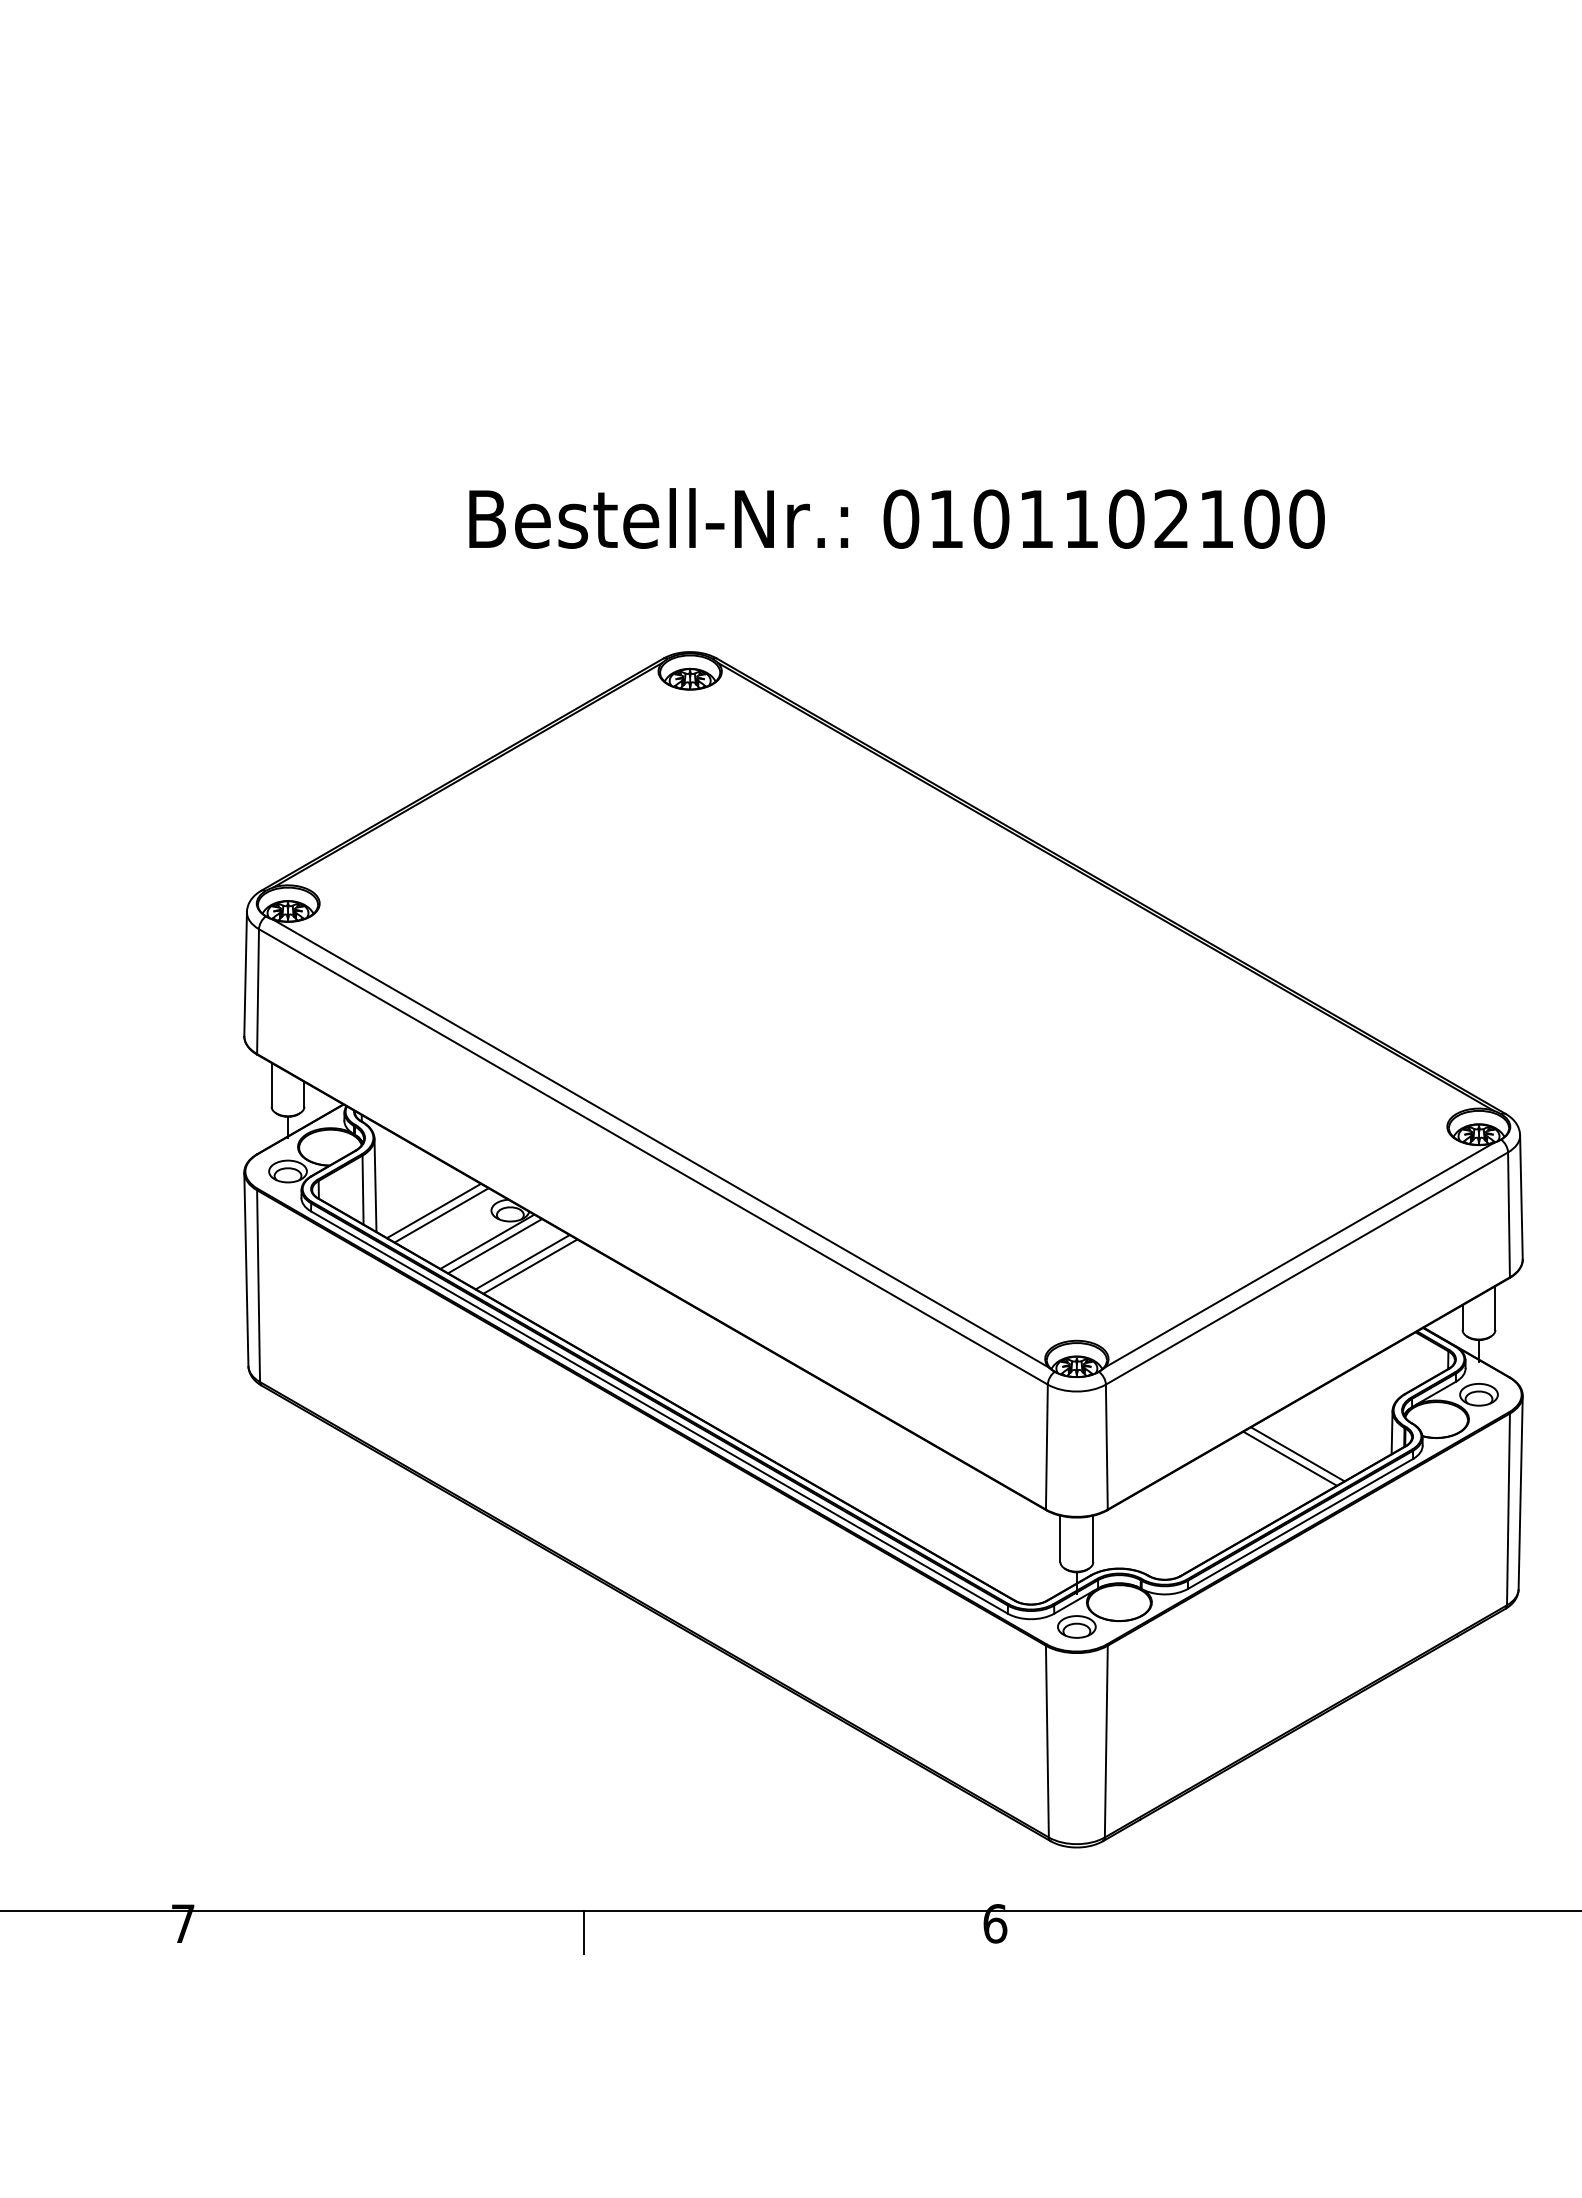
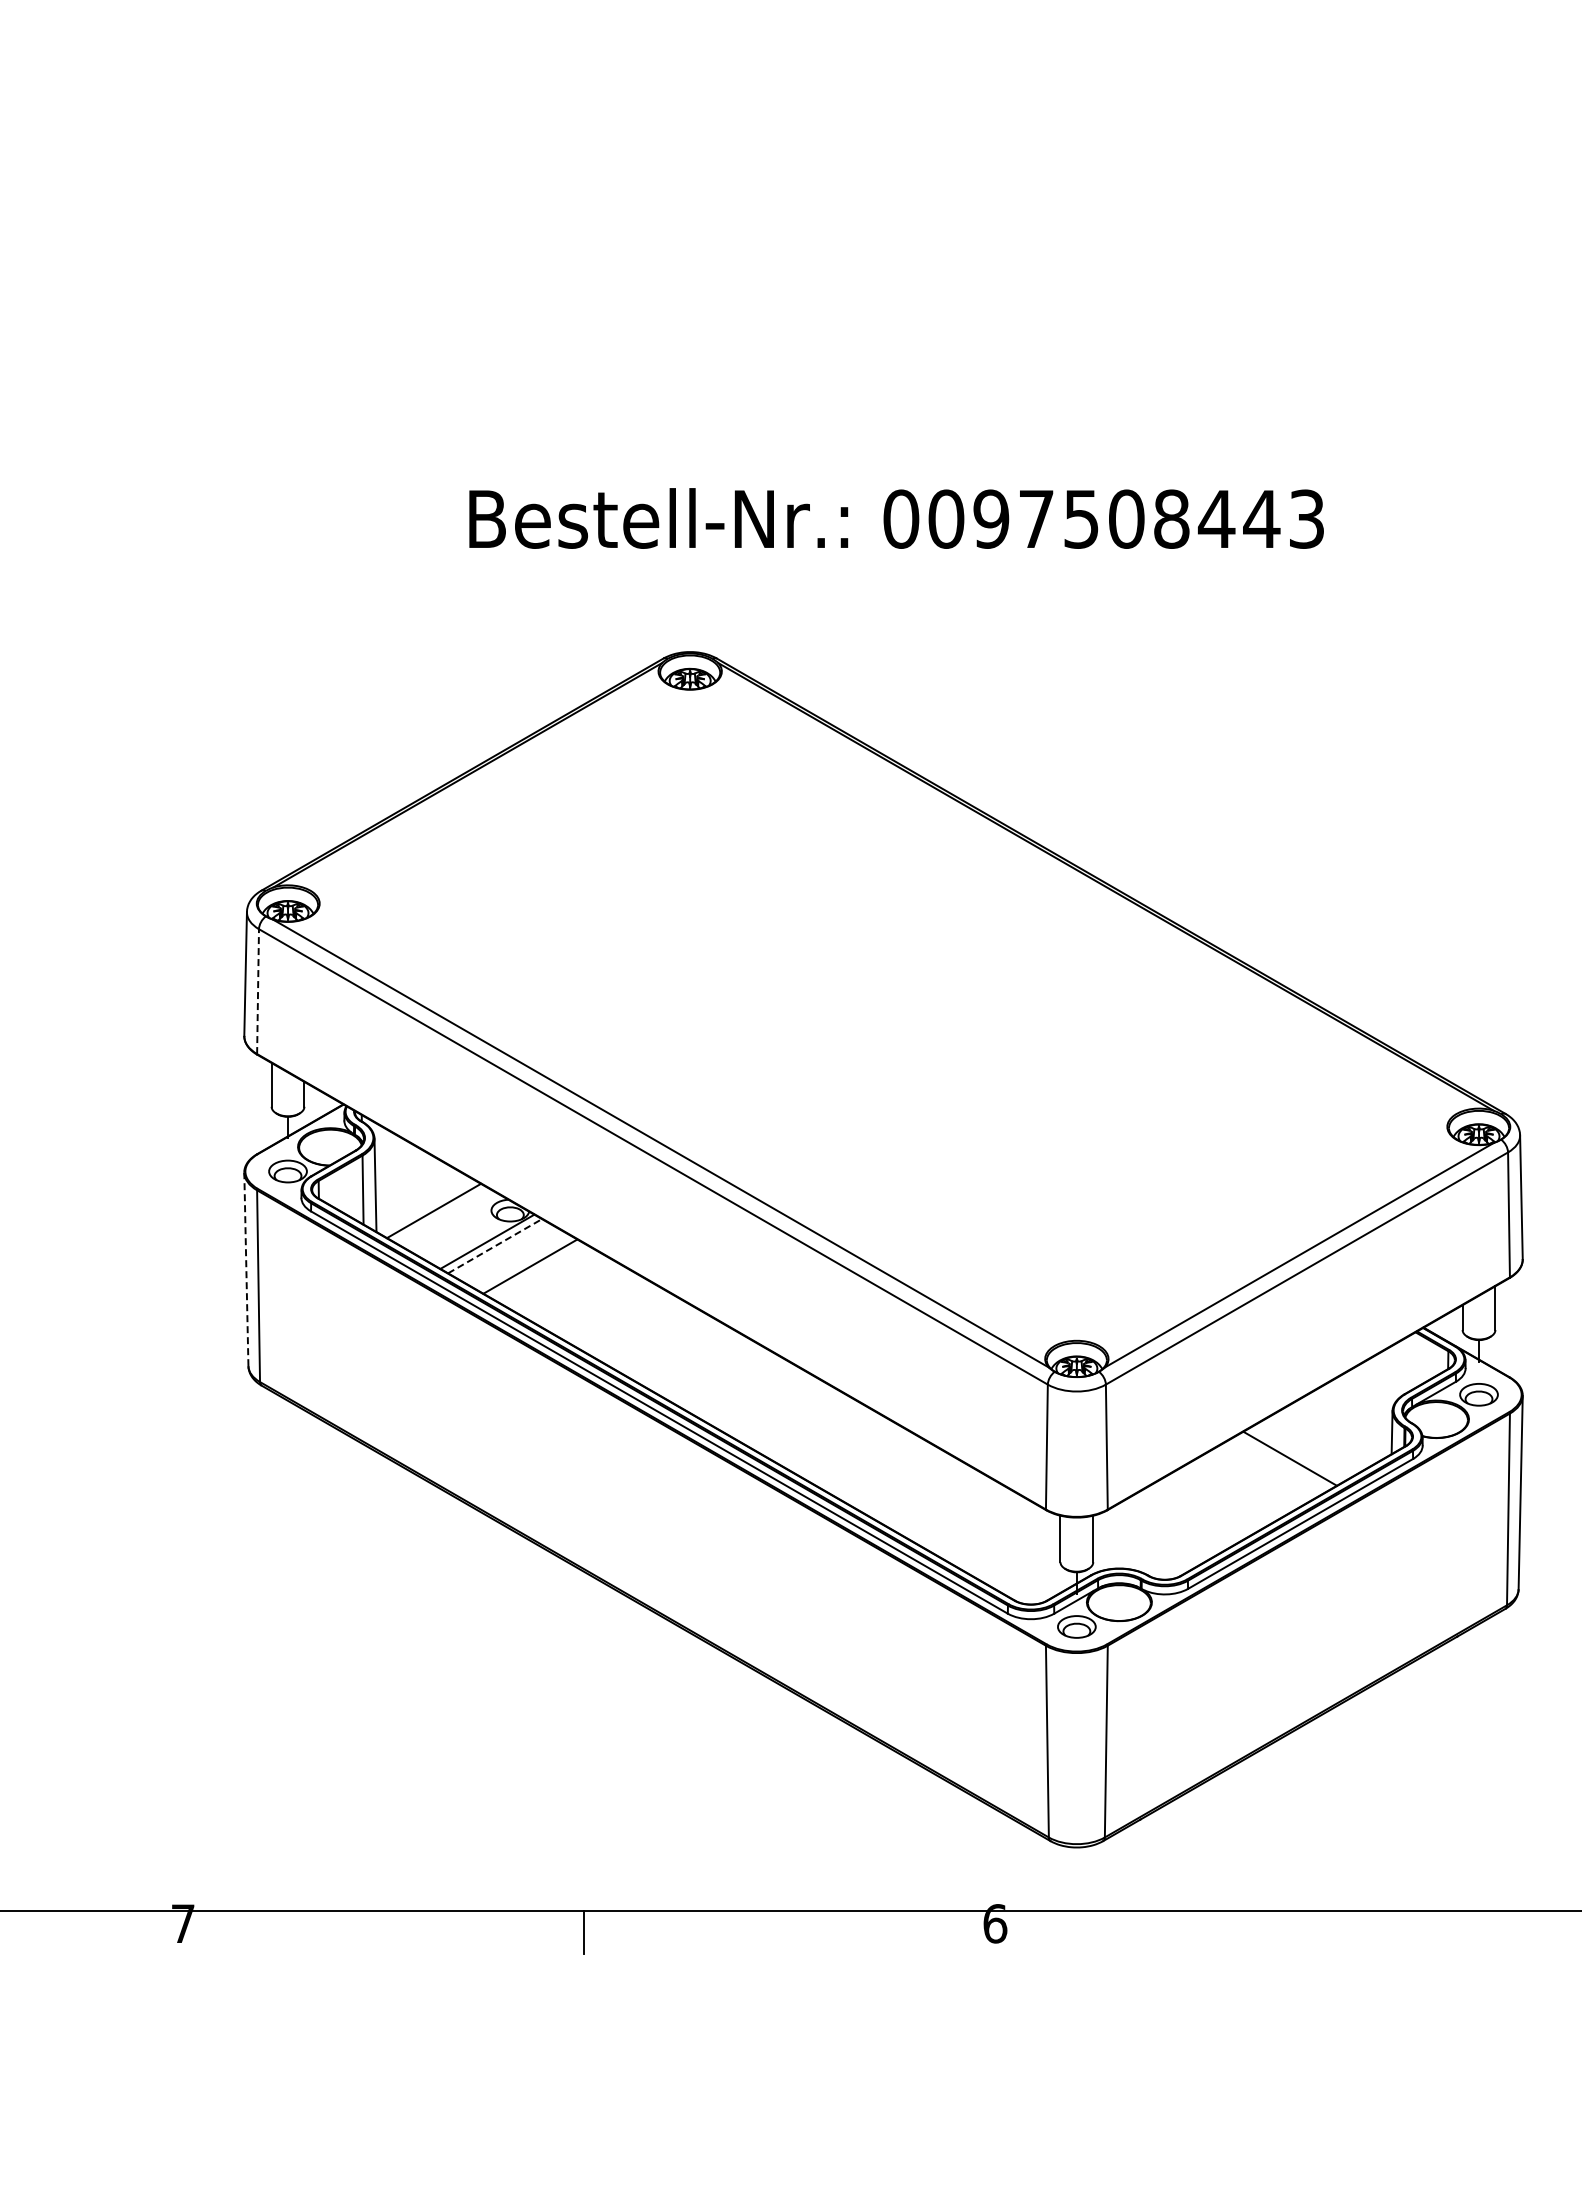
text: 0101102100 -> 0097508443 (1126, 518)
line: solid -> dashed (258, 991)
line: present -> none (441, 1215)
line: solid -> dashed (495, 1245)
line: present -> none (522, 1262)
line: solid -> dashed (246, 1269)
line: present -> none (1297, 1454)
